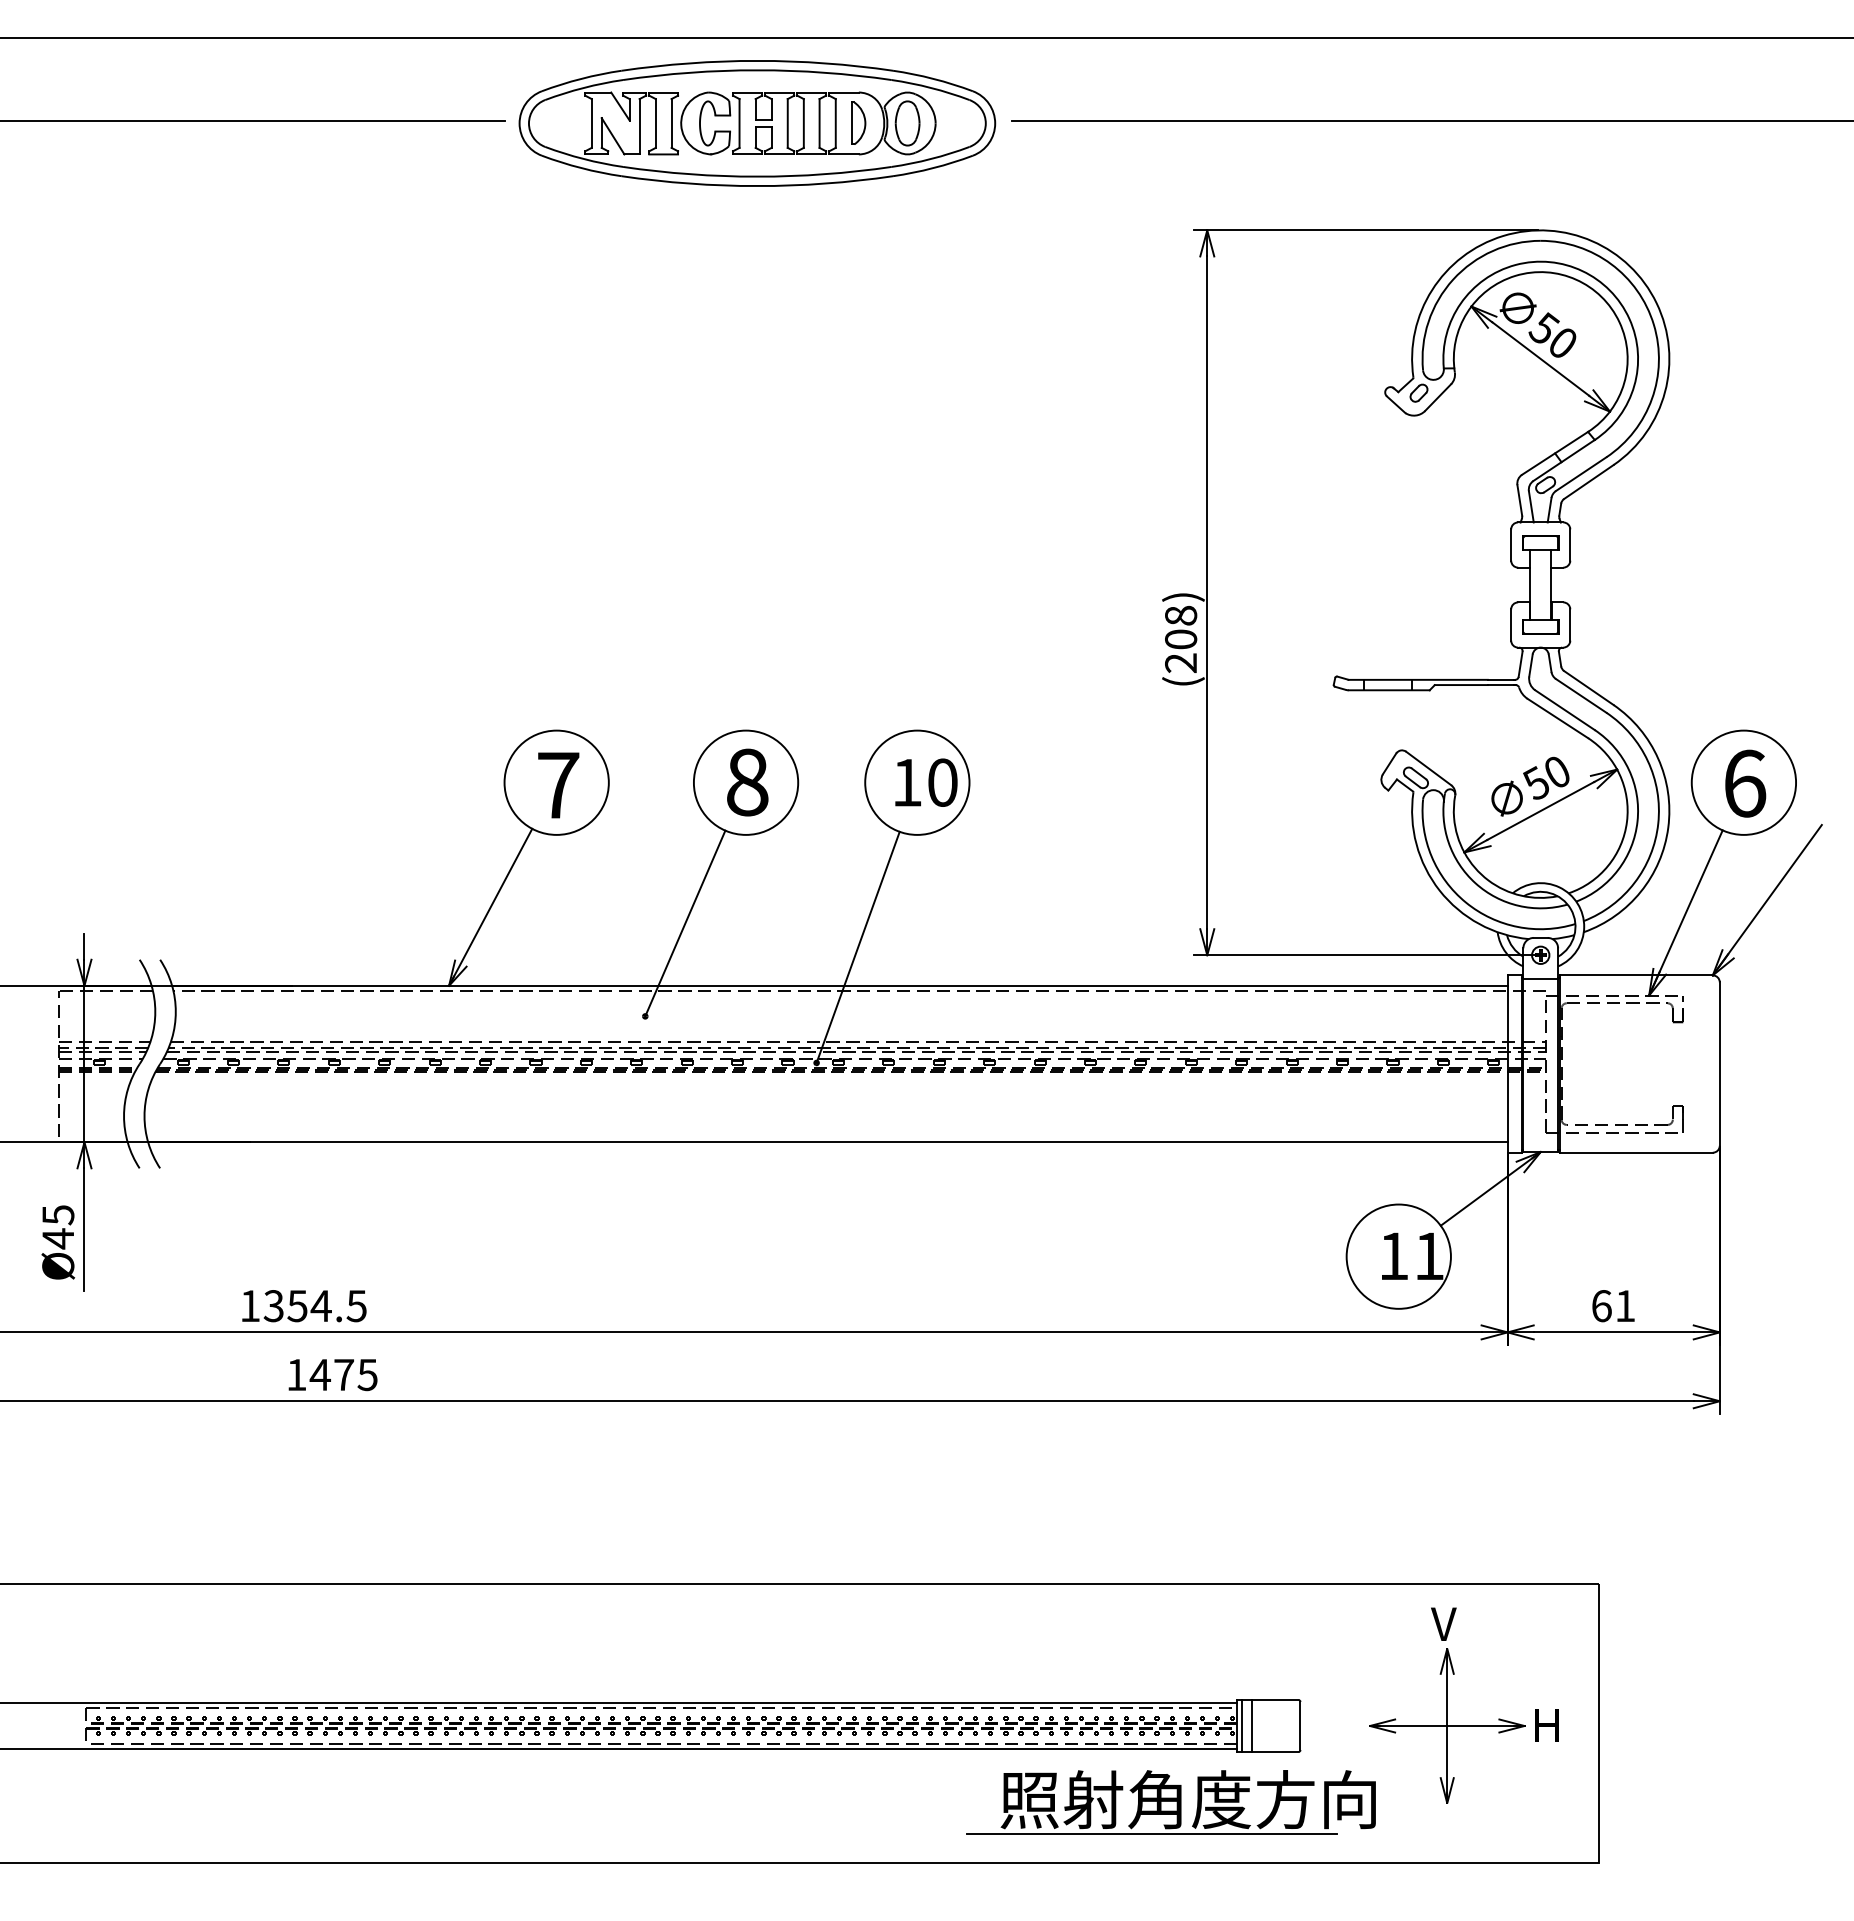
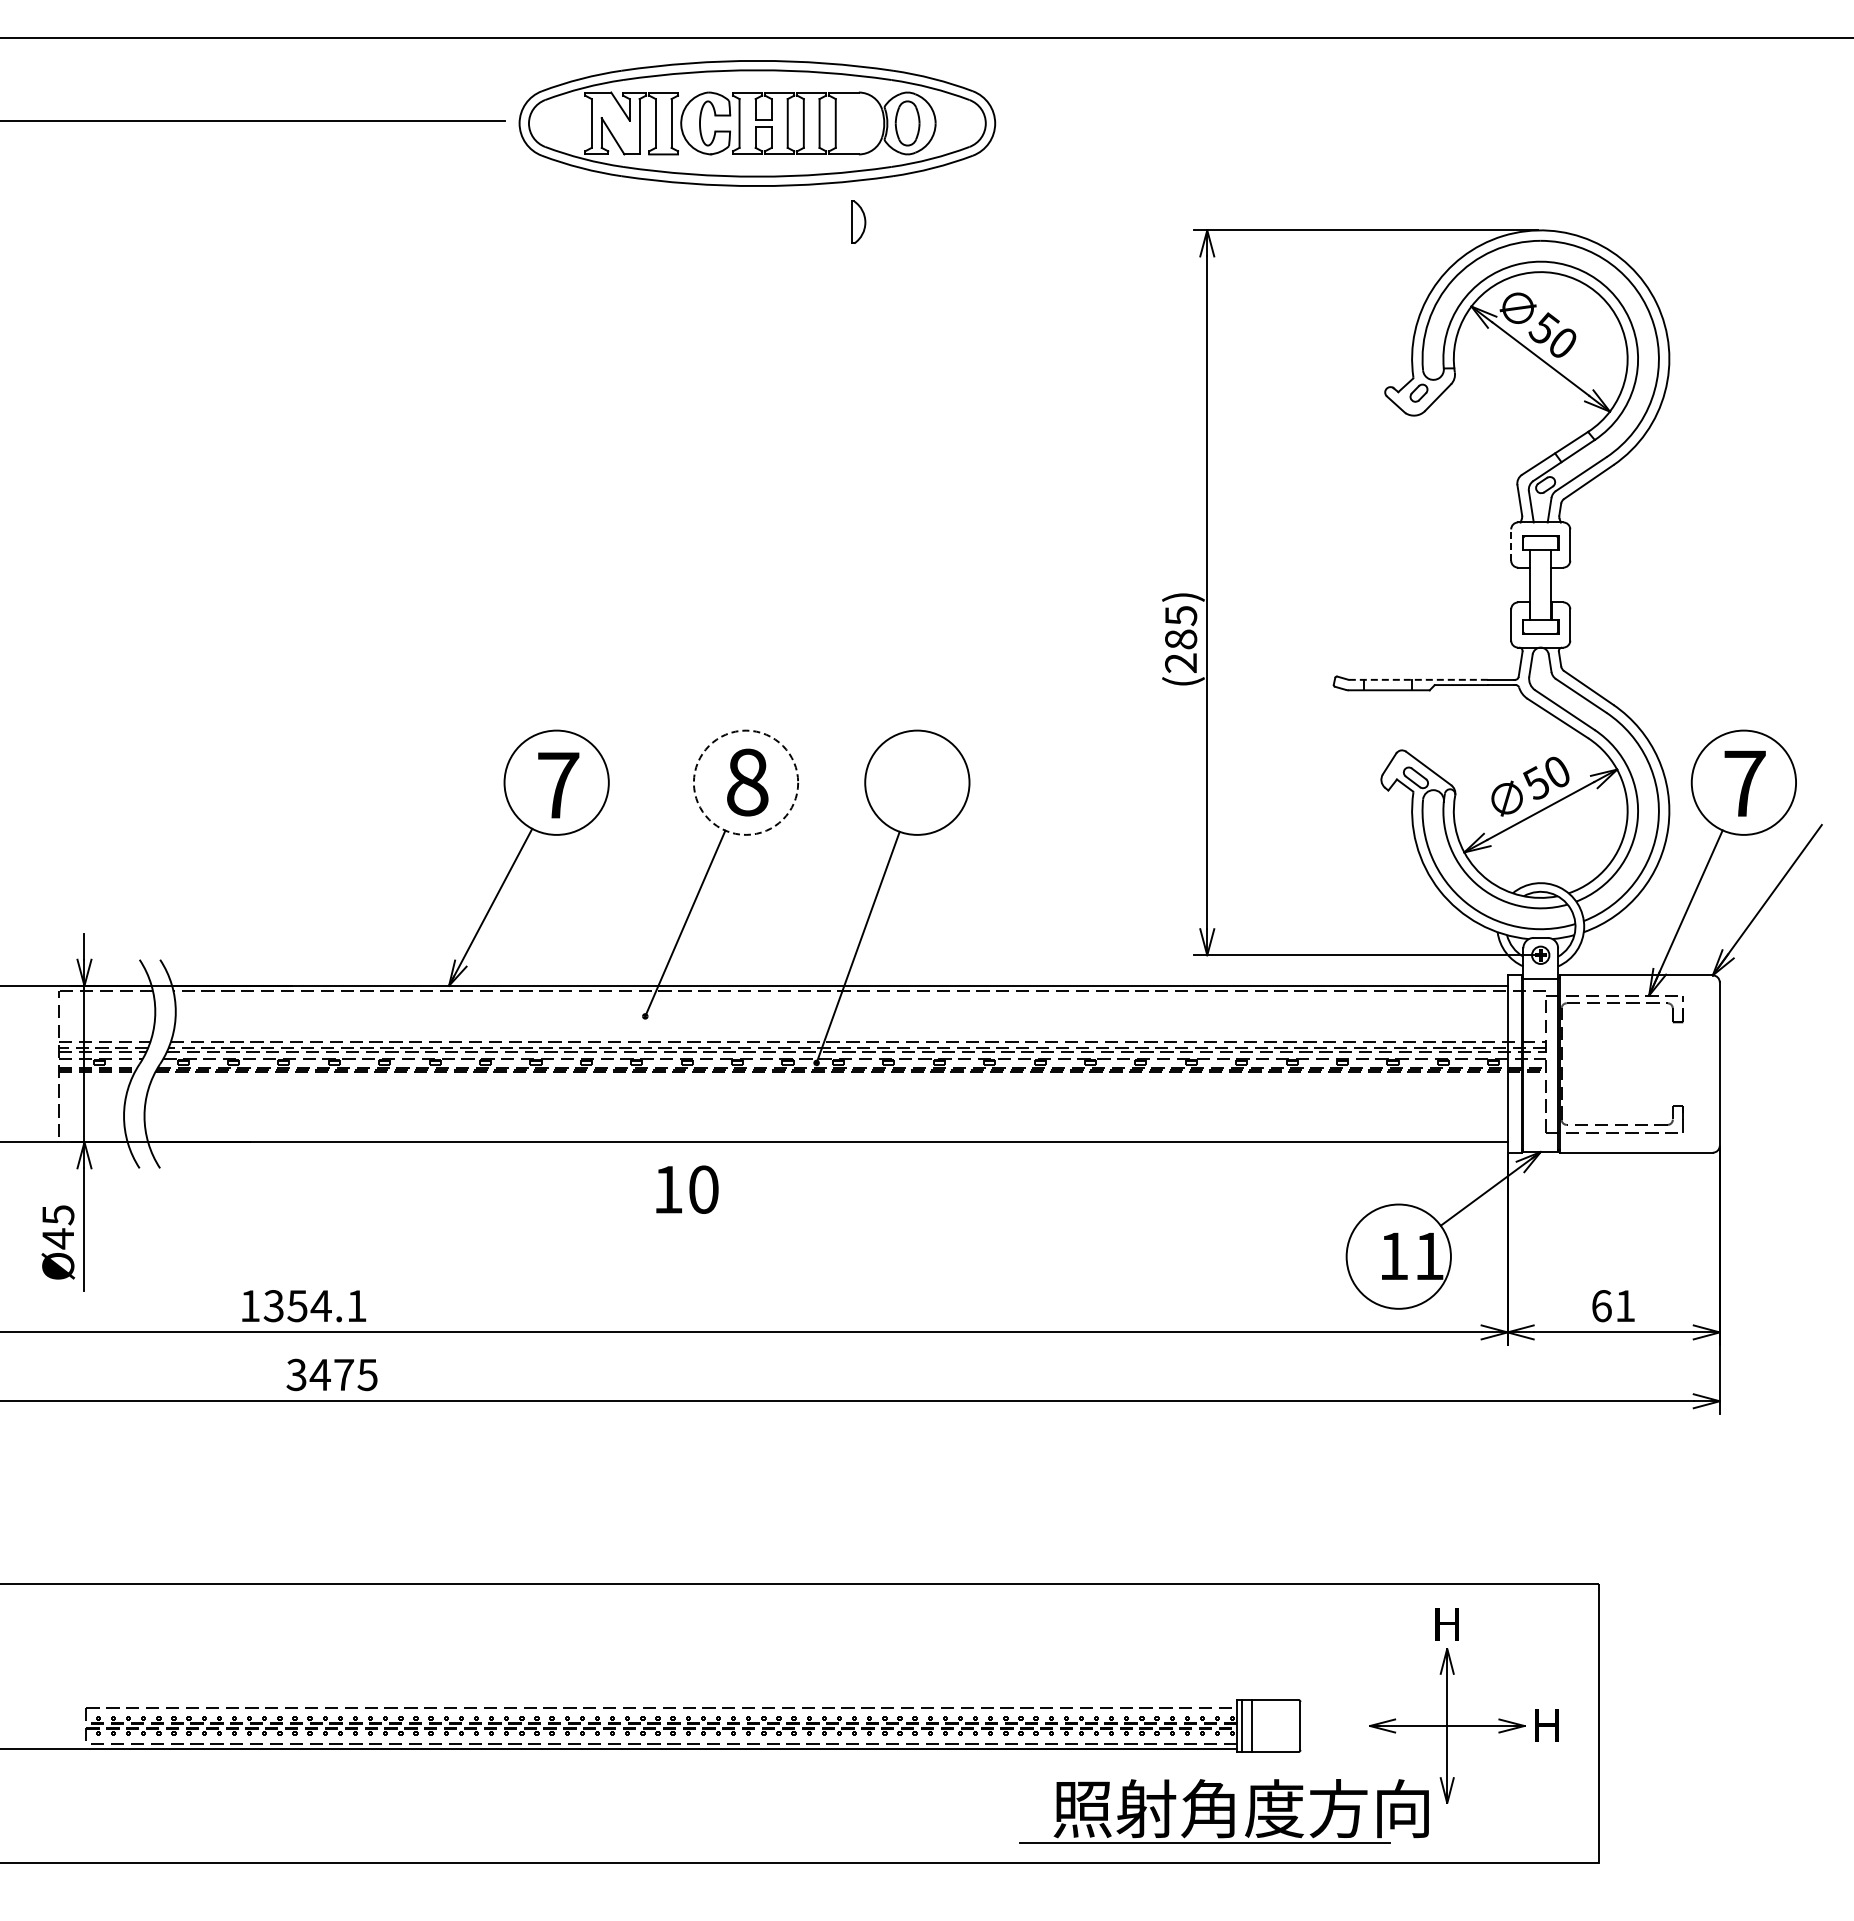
line: present -> none (1430, 121)
part position: (858, 122) -> (858, 221) (858, 221)
line: solid -> dashed (1511, 545)
text: (208) -> (285) (1181, 627)
line: solid -> dashed (1418, 679)
circle: solid -> dashed (745, 782)
text position: (926, 782) -> (687, 1189) (687, 1189)
text: 6 -> 7 (1745, 783)
text: 1354.5 -> 1354.1 (356, 1306)
text: 1475 -> 3475 (296, 1374)
text: V -> H (1444, 1623)
line: present -> none (619, 1702)
part position: (1170, 1802) -> (1223, 1811) (1223, 1811)
